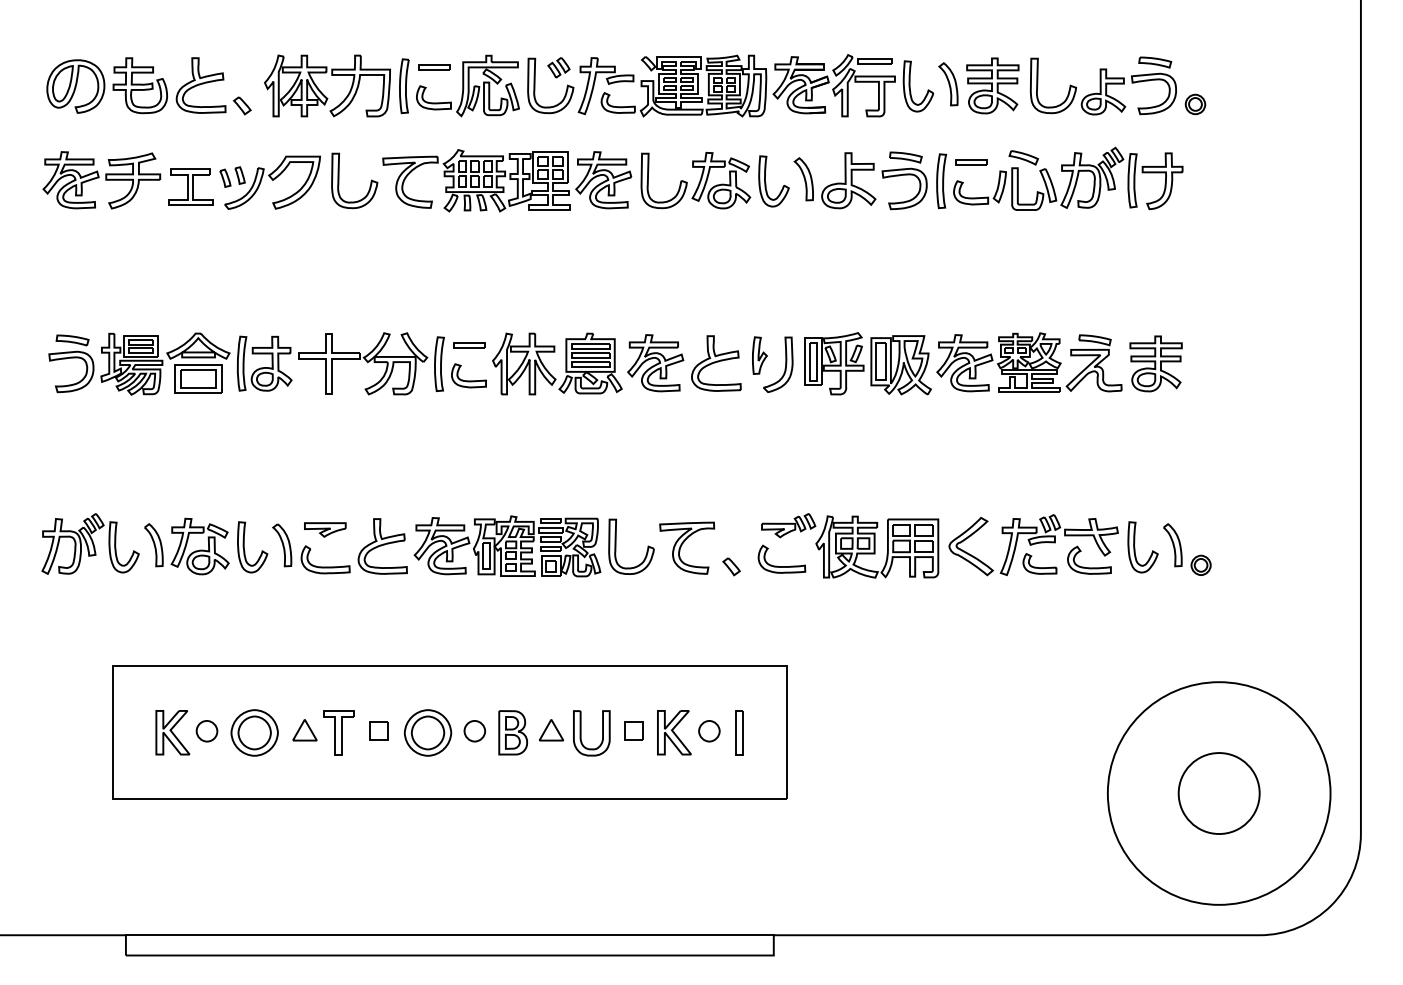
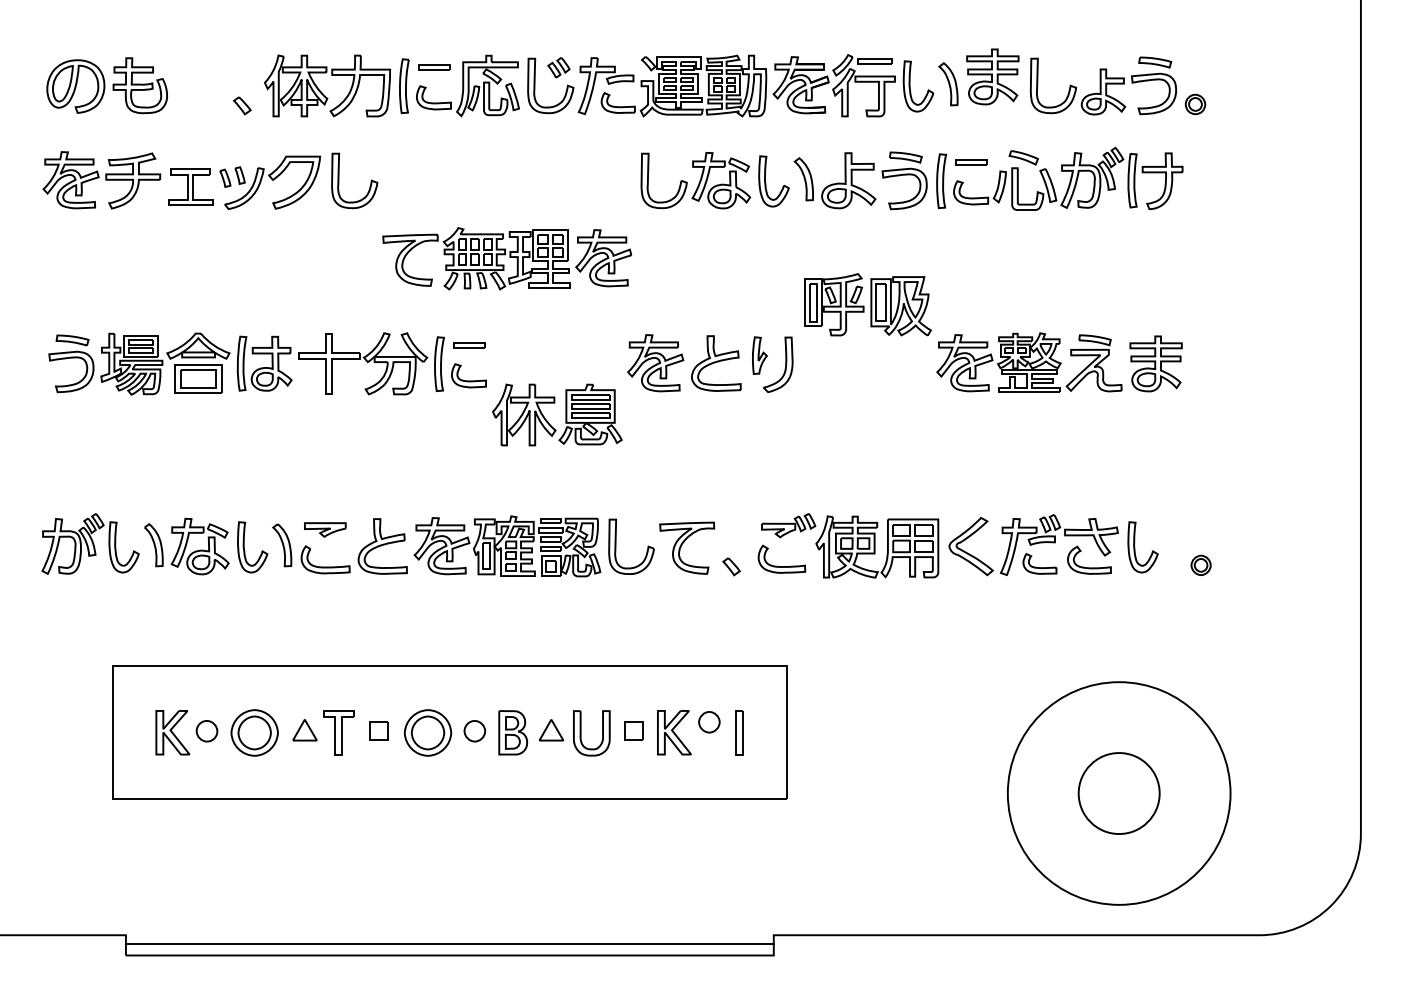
part: present -> none (200, 85)
part position: (992, 85) -> (992, 76) (992, 76)
part position: (507, 180) -> (507, 258) (507, 258)
part position: (565, 363) -> (565, 414) (565, 414)
part position: (867, 363) -> (867, 304) (867, 304)
part: present -> none (1172, 545)
part position: (709, 731) -> (709, 722) (709, 722)
part position: (1219, 793) -> (1119, 793) (1119, 793)
line position: (449, 935) -> (449, 944) (449, 944)
